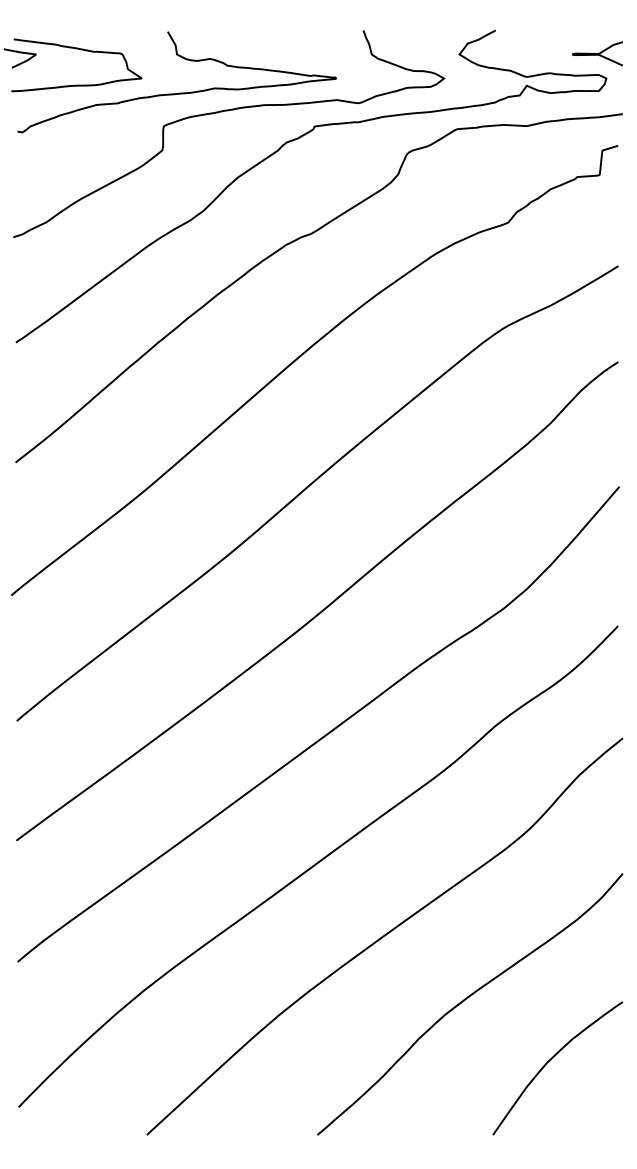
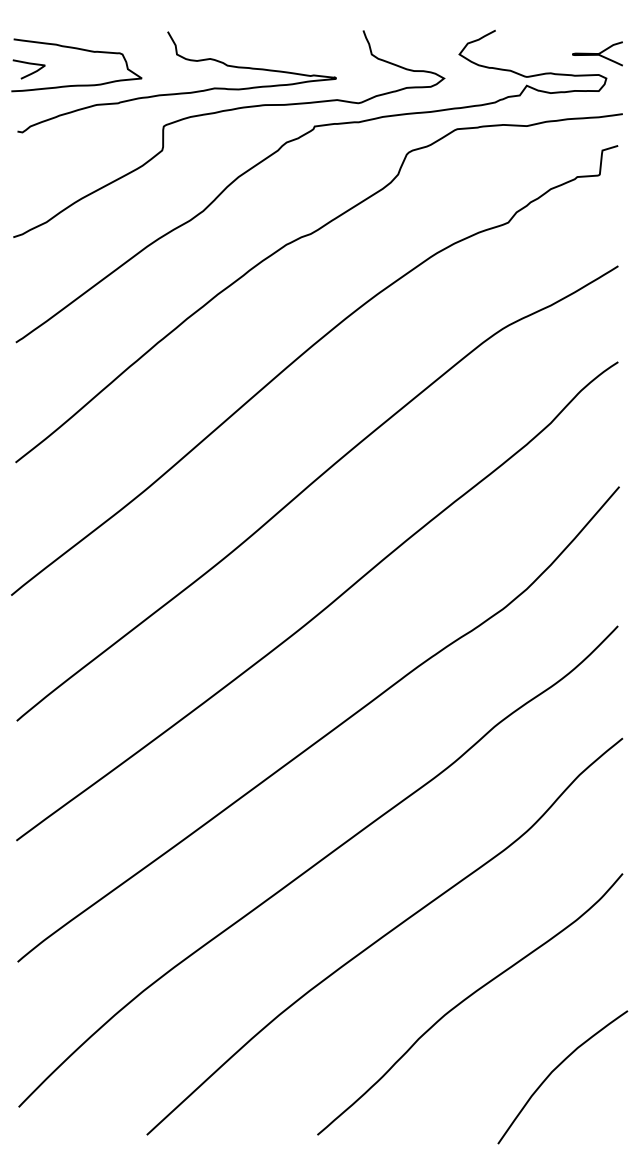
curve position: (20, 62) -> (29, 73) (29, 73)
curve position: (551, 1060) -> (556, 1069) (556, 1069)
